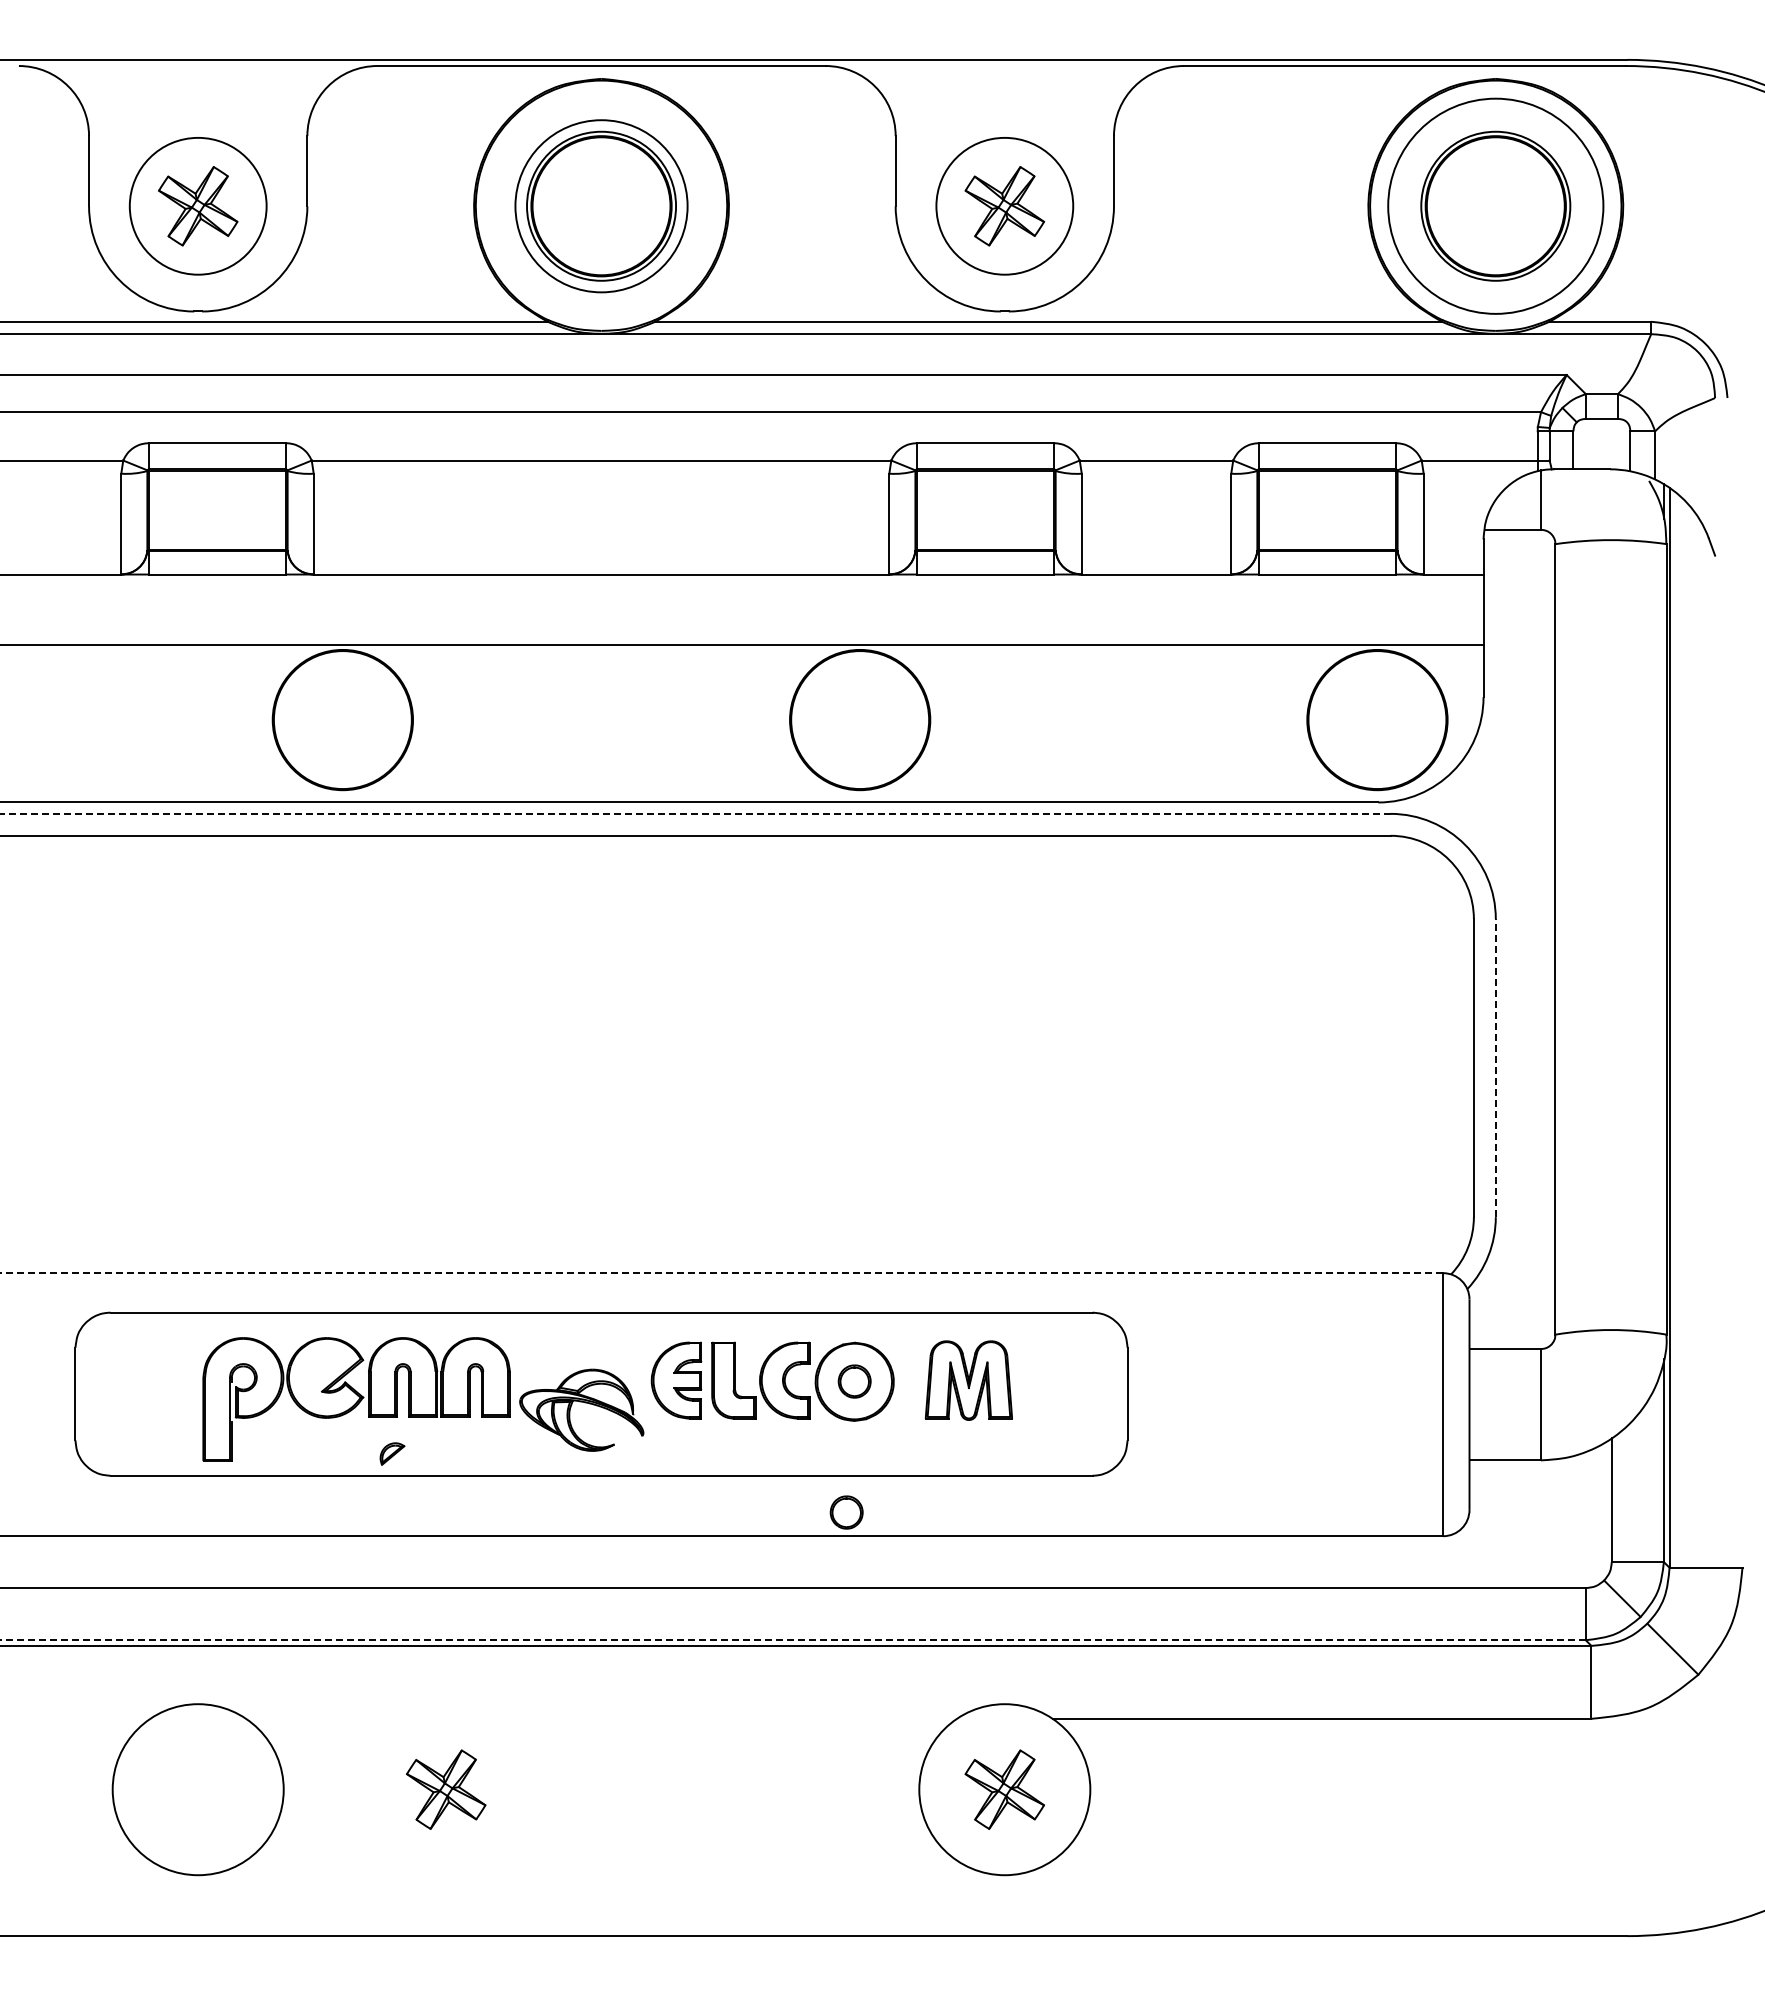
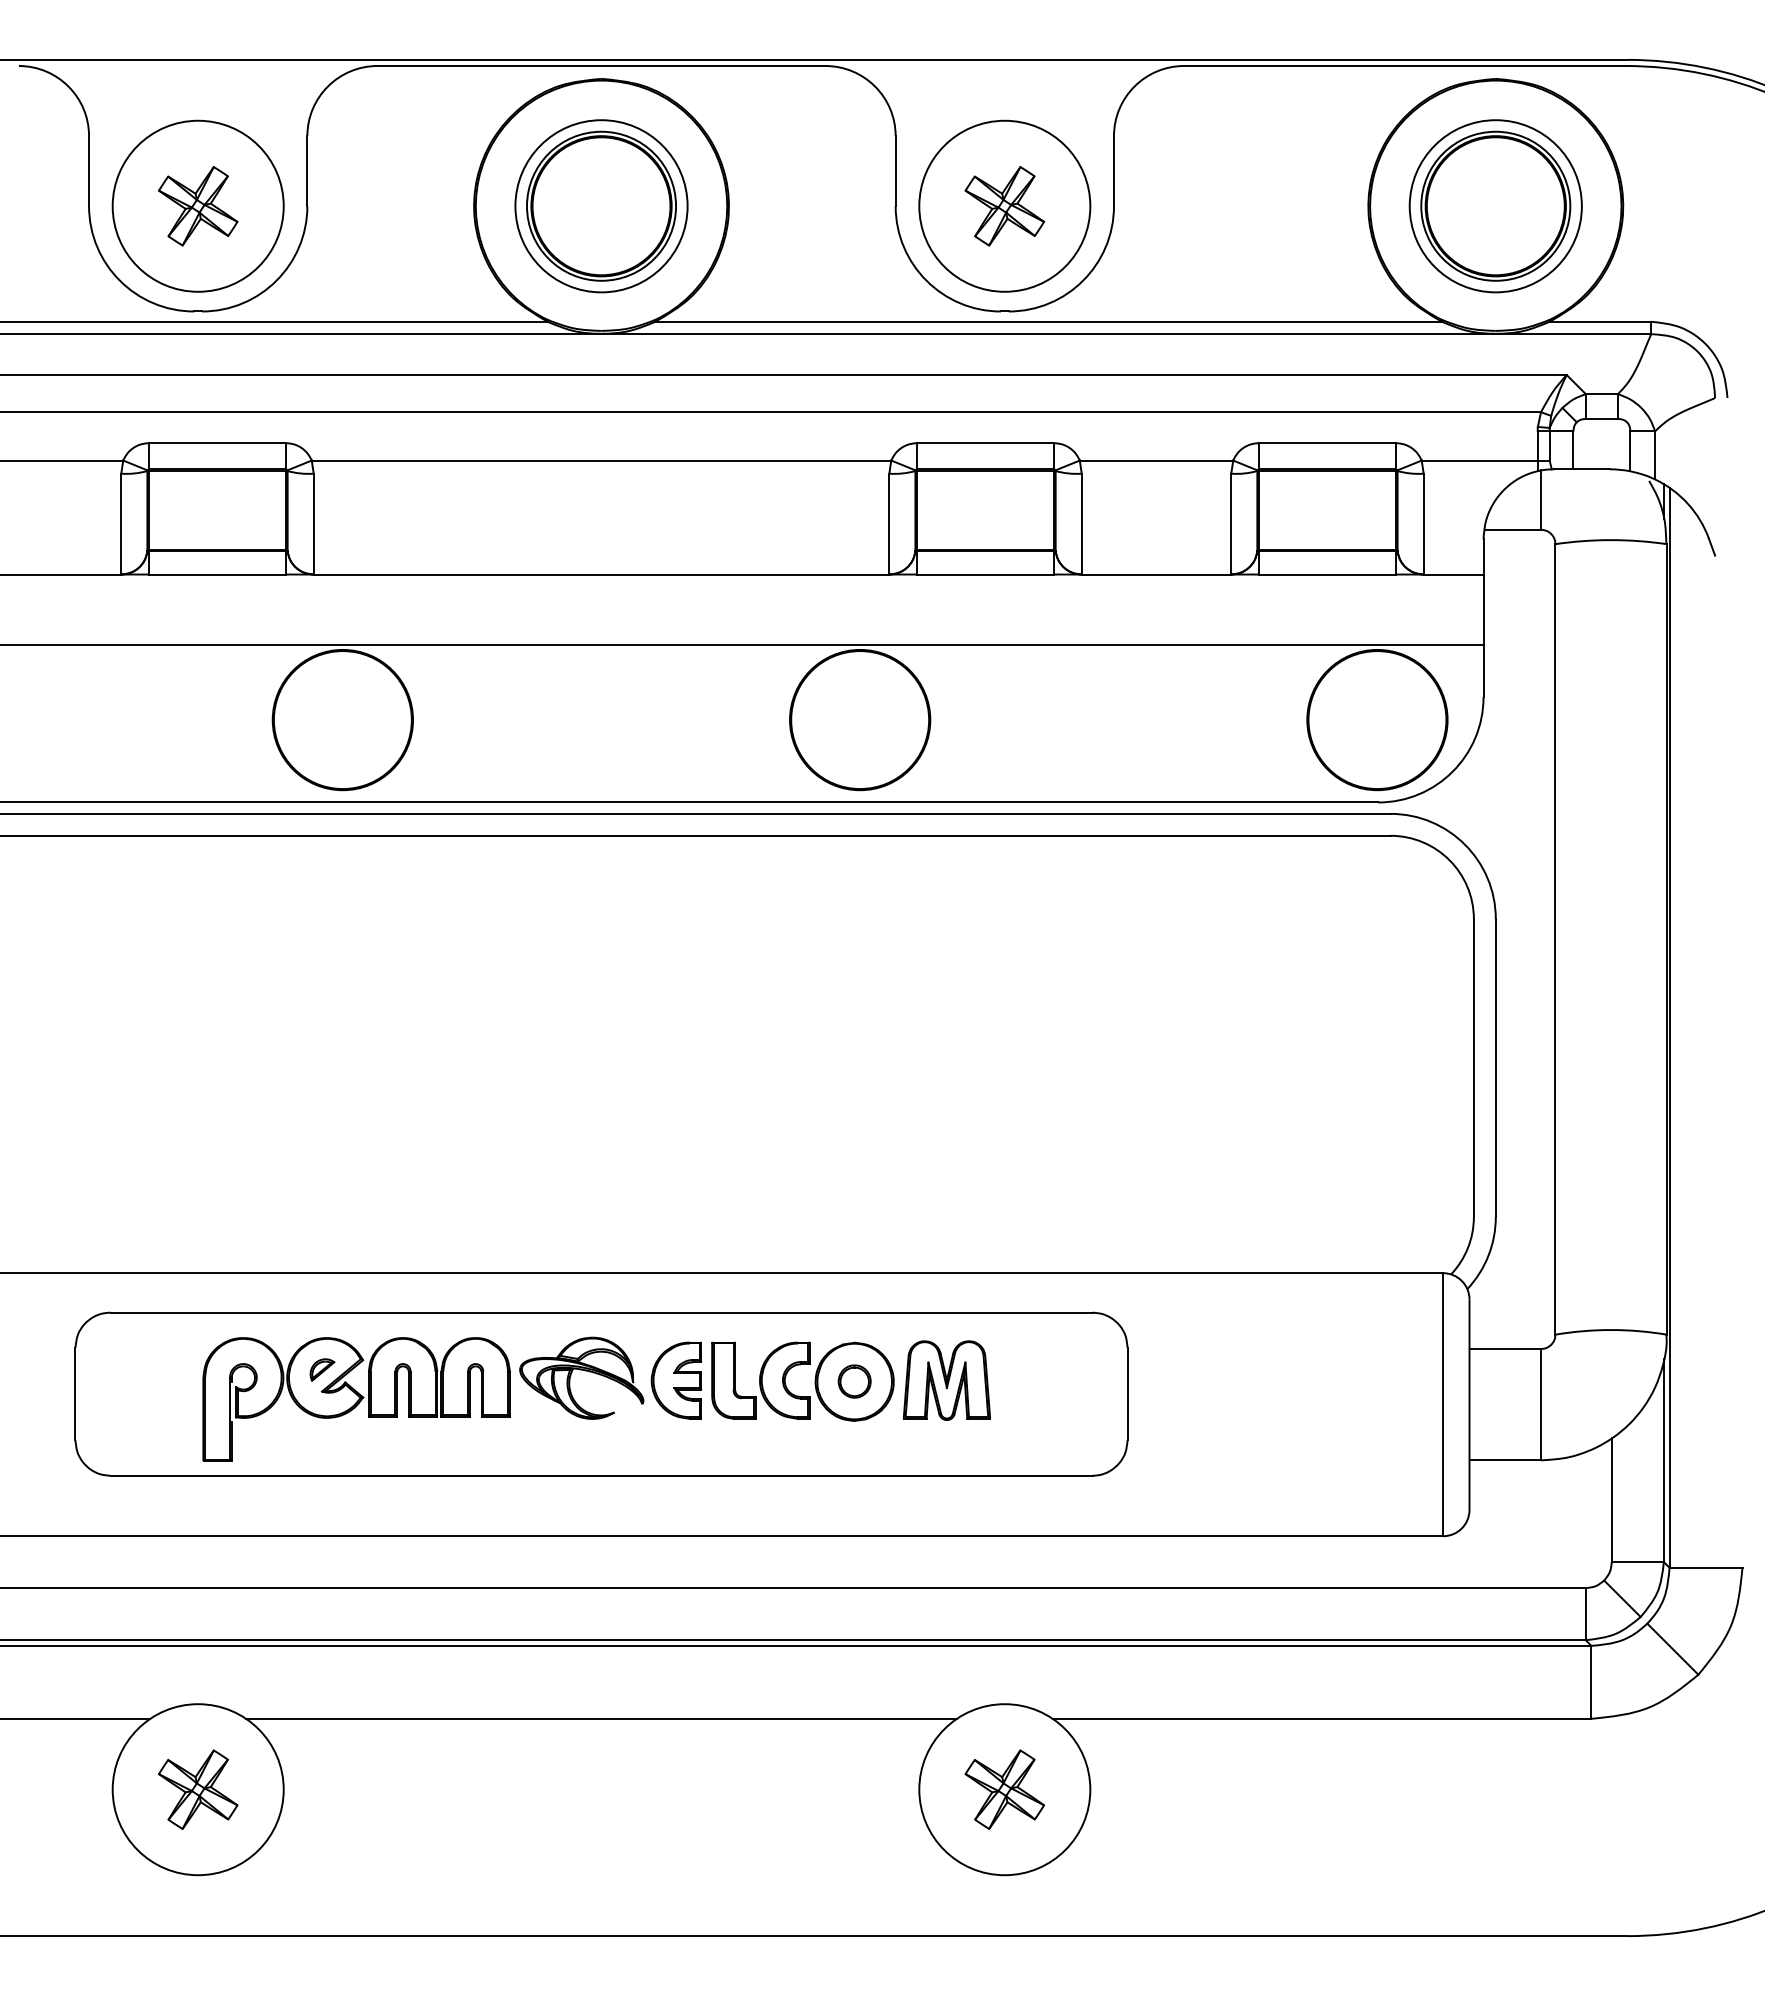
circle diameter: 137 px -> 171 px (197, 205)
circle diameter: 137 px -> 171 px (1004, 205)
circle diameter: 215 px -> 172 px (1495, 206)
line: dashed -> solid (694, 813)
line: dashed -> solid (1495, 1067)
line: dashed -> solid (721, 1273)
part position: (968, 1380) -> (946, 1380) (946, 1380)
part position: (581, 1402) -> (581, 1370) (581, 1370)
part position: (392, 1453) -> (322, 1369) (322, 1369)
part: present -> none (846, 1512)
line: dashed -> solid (792, 1640)
line: none -> present (76, 1718)
line: none -> present (601, 1718)
part position: (446, 1789) -> (198, 1789) (198, 1789)
